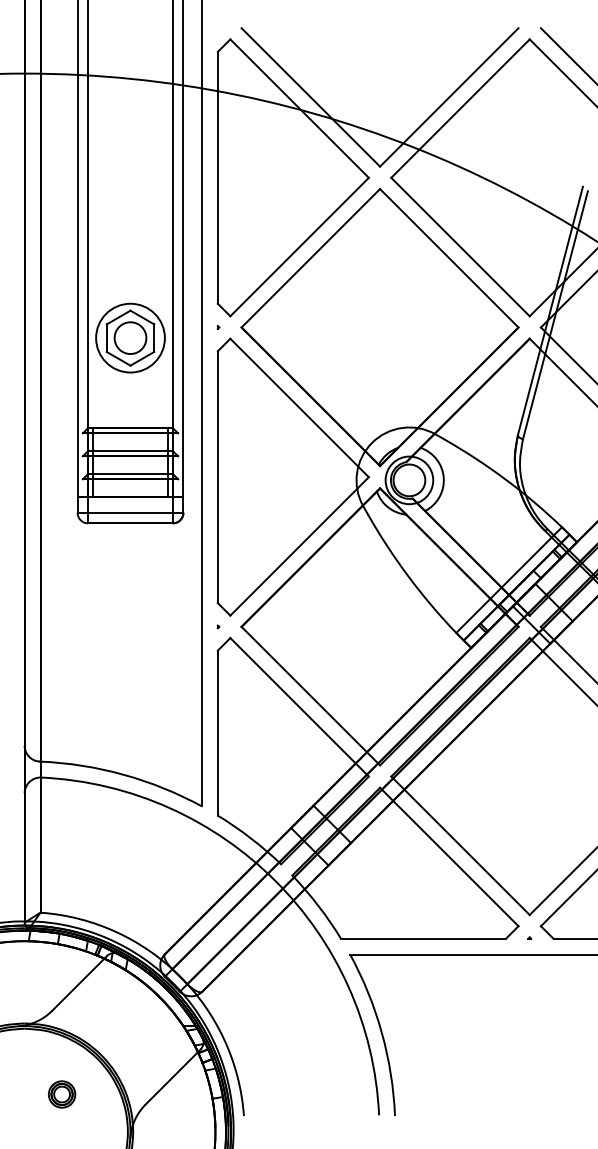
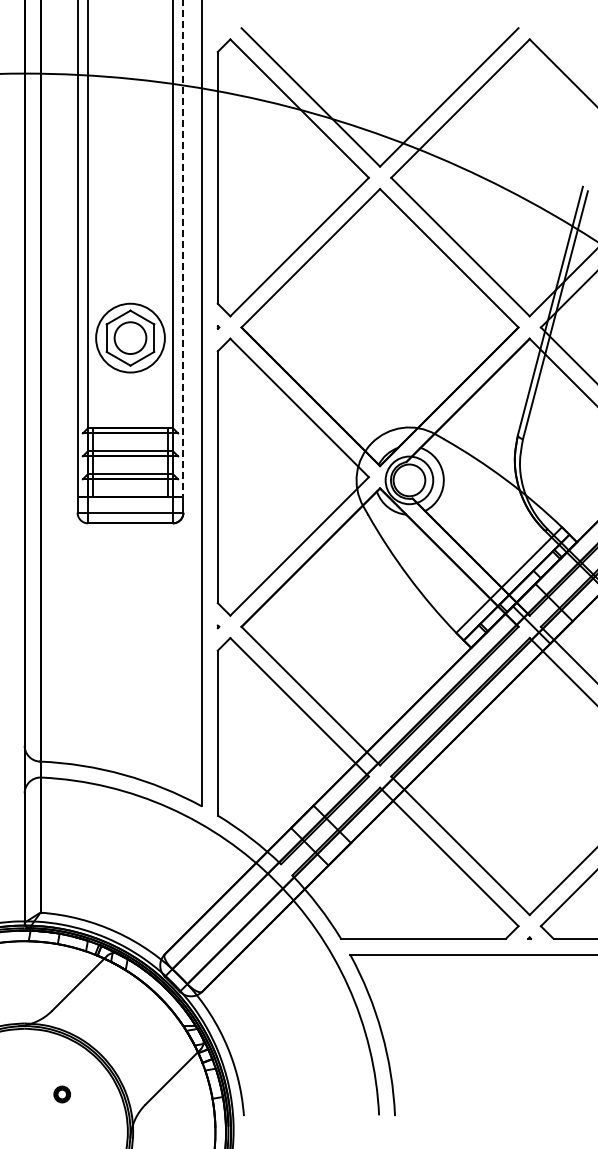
line: present -> none (567, 55)
line: solid -> dashed (183, 248)
part size: 29x29 px -> 19x19 px (62, 1094)
